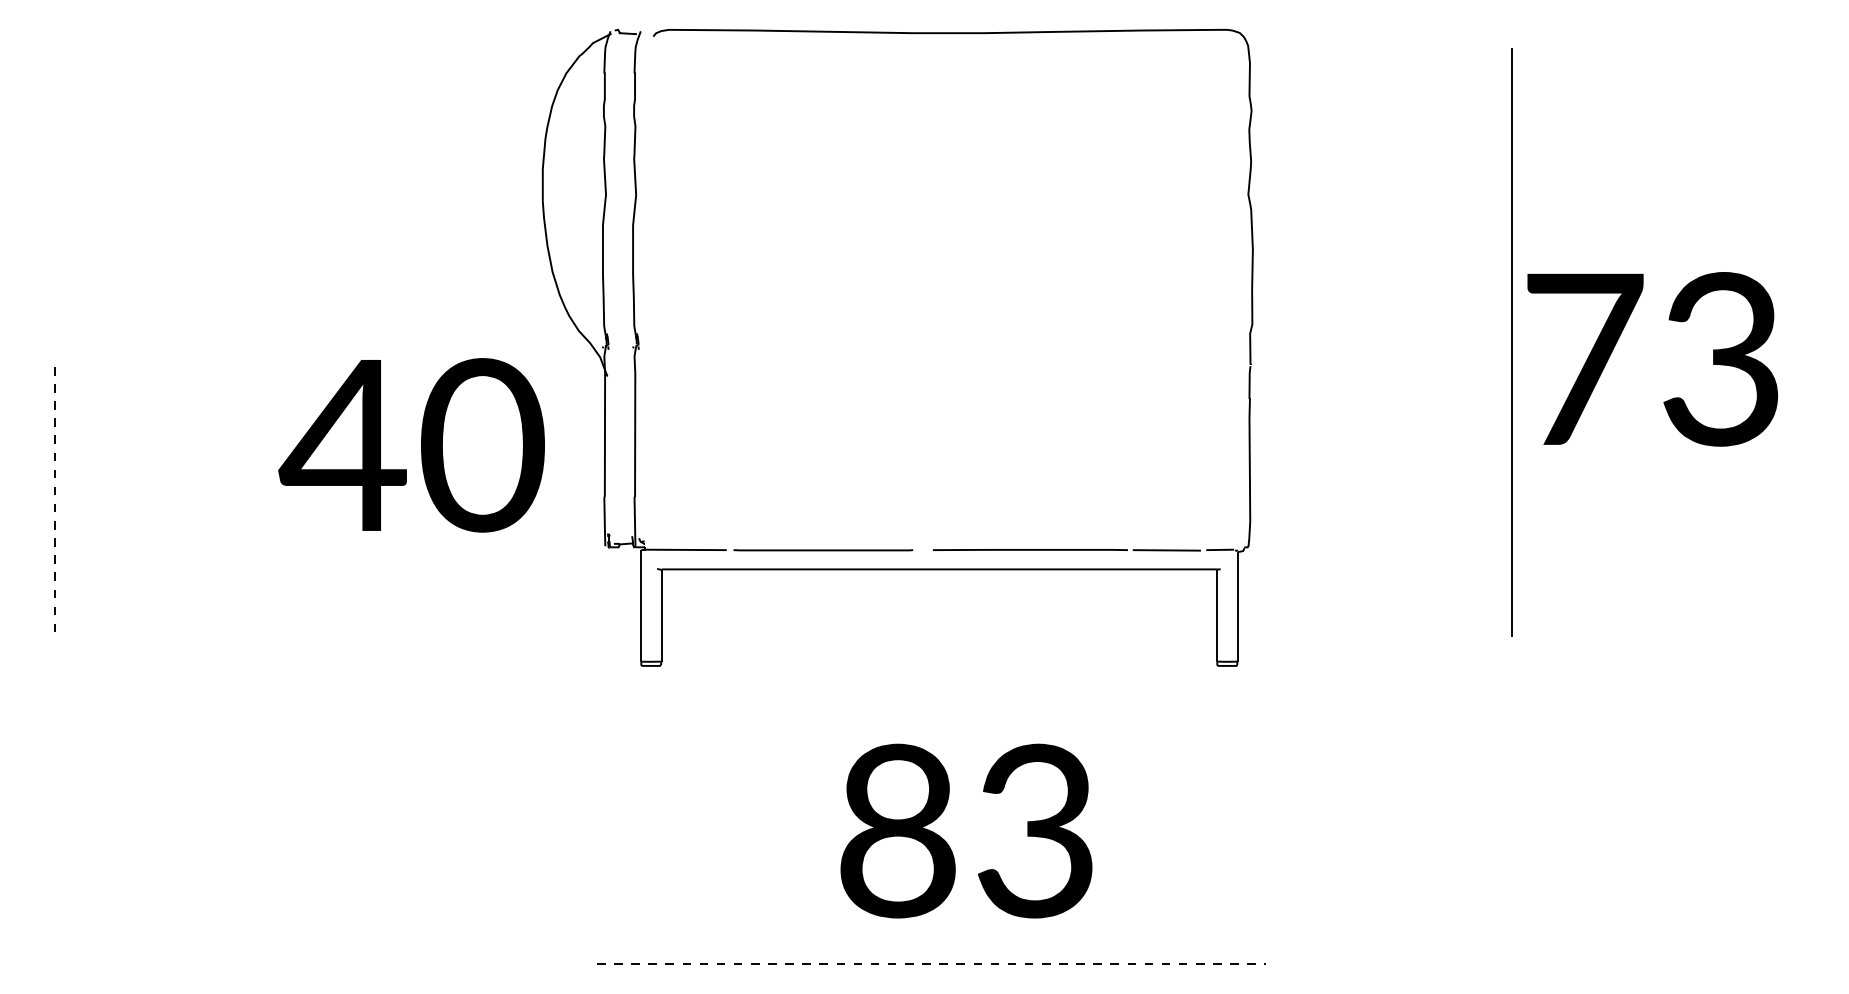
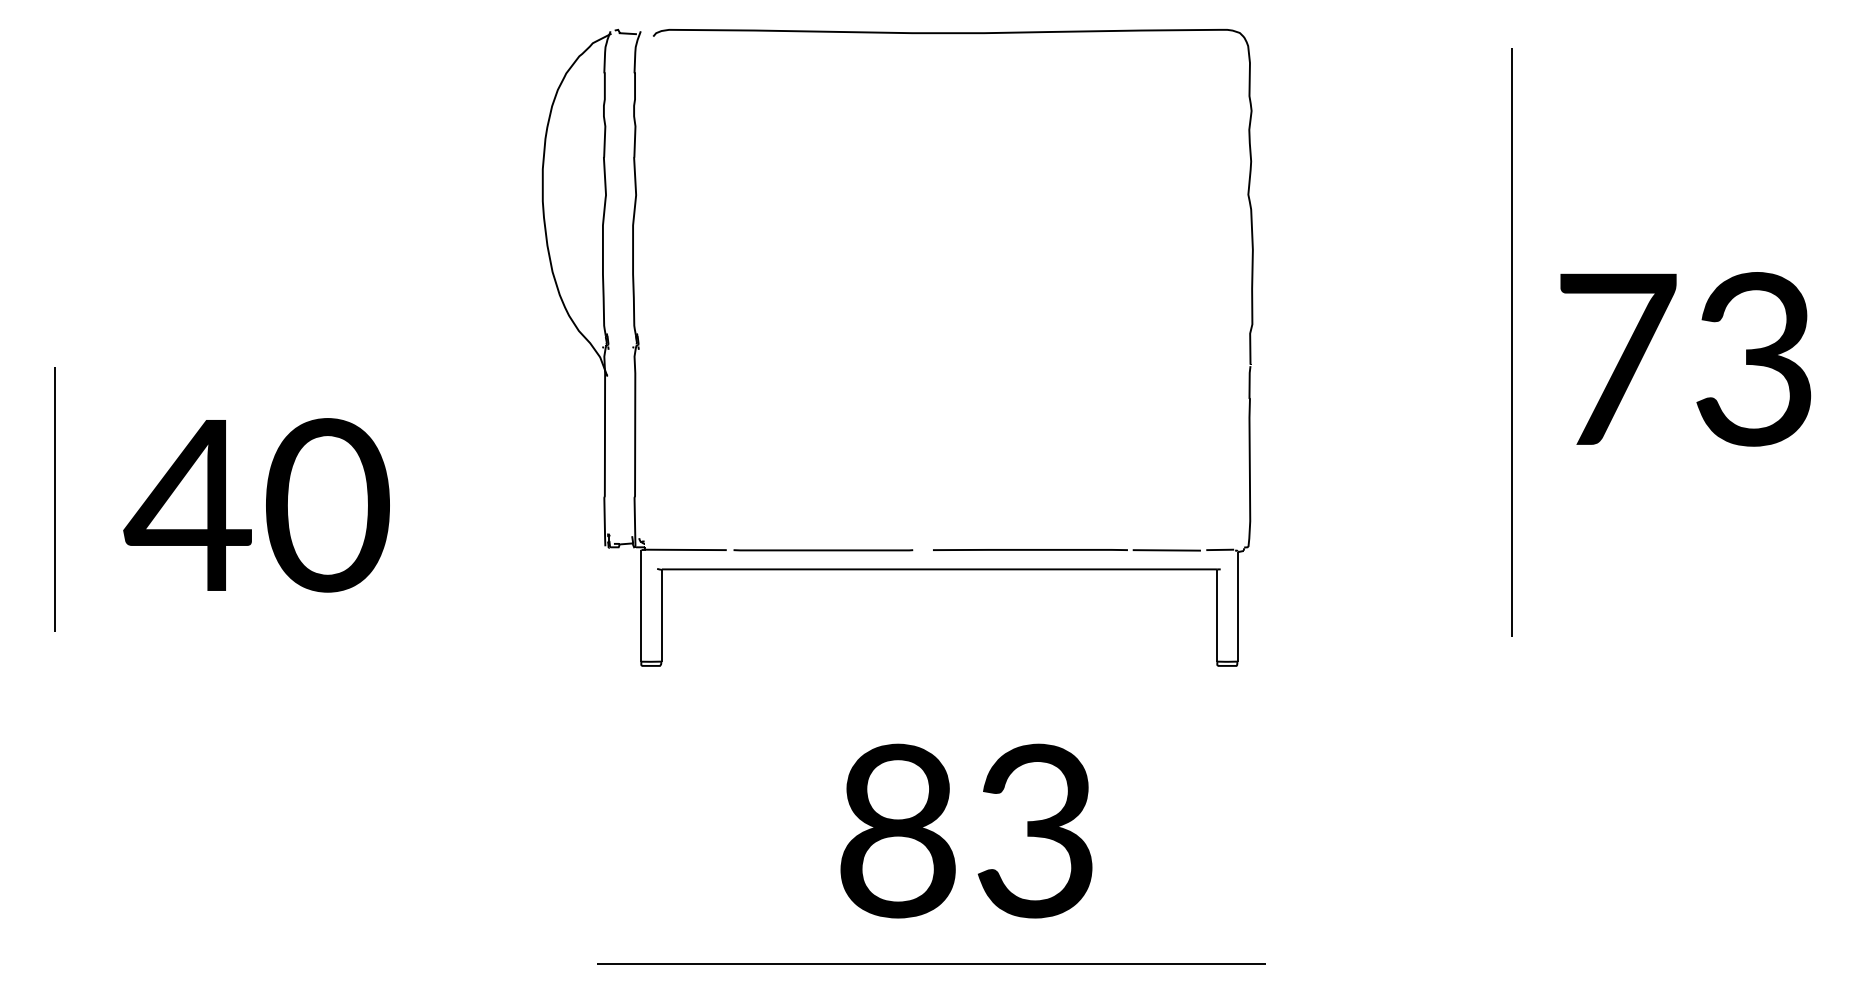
text position: (1652, 359) -> (1685, 359) (1685, 359)
text position: (411, 445) -> (256, 505) (256, 505)
line: dashed -> solid (55, 499)
line: dashed -> solid (931, 964)
